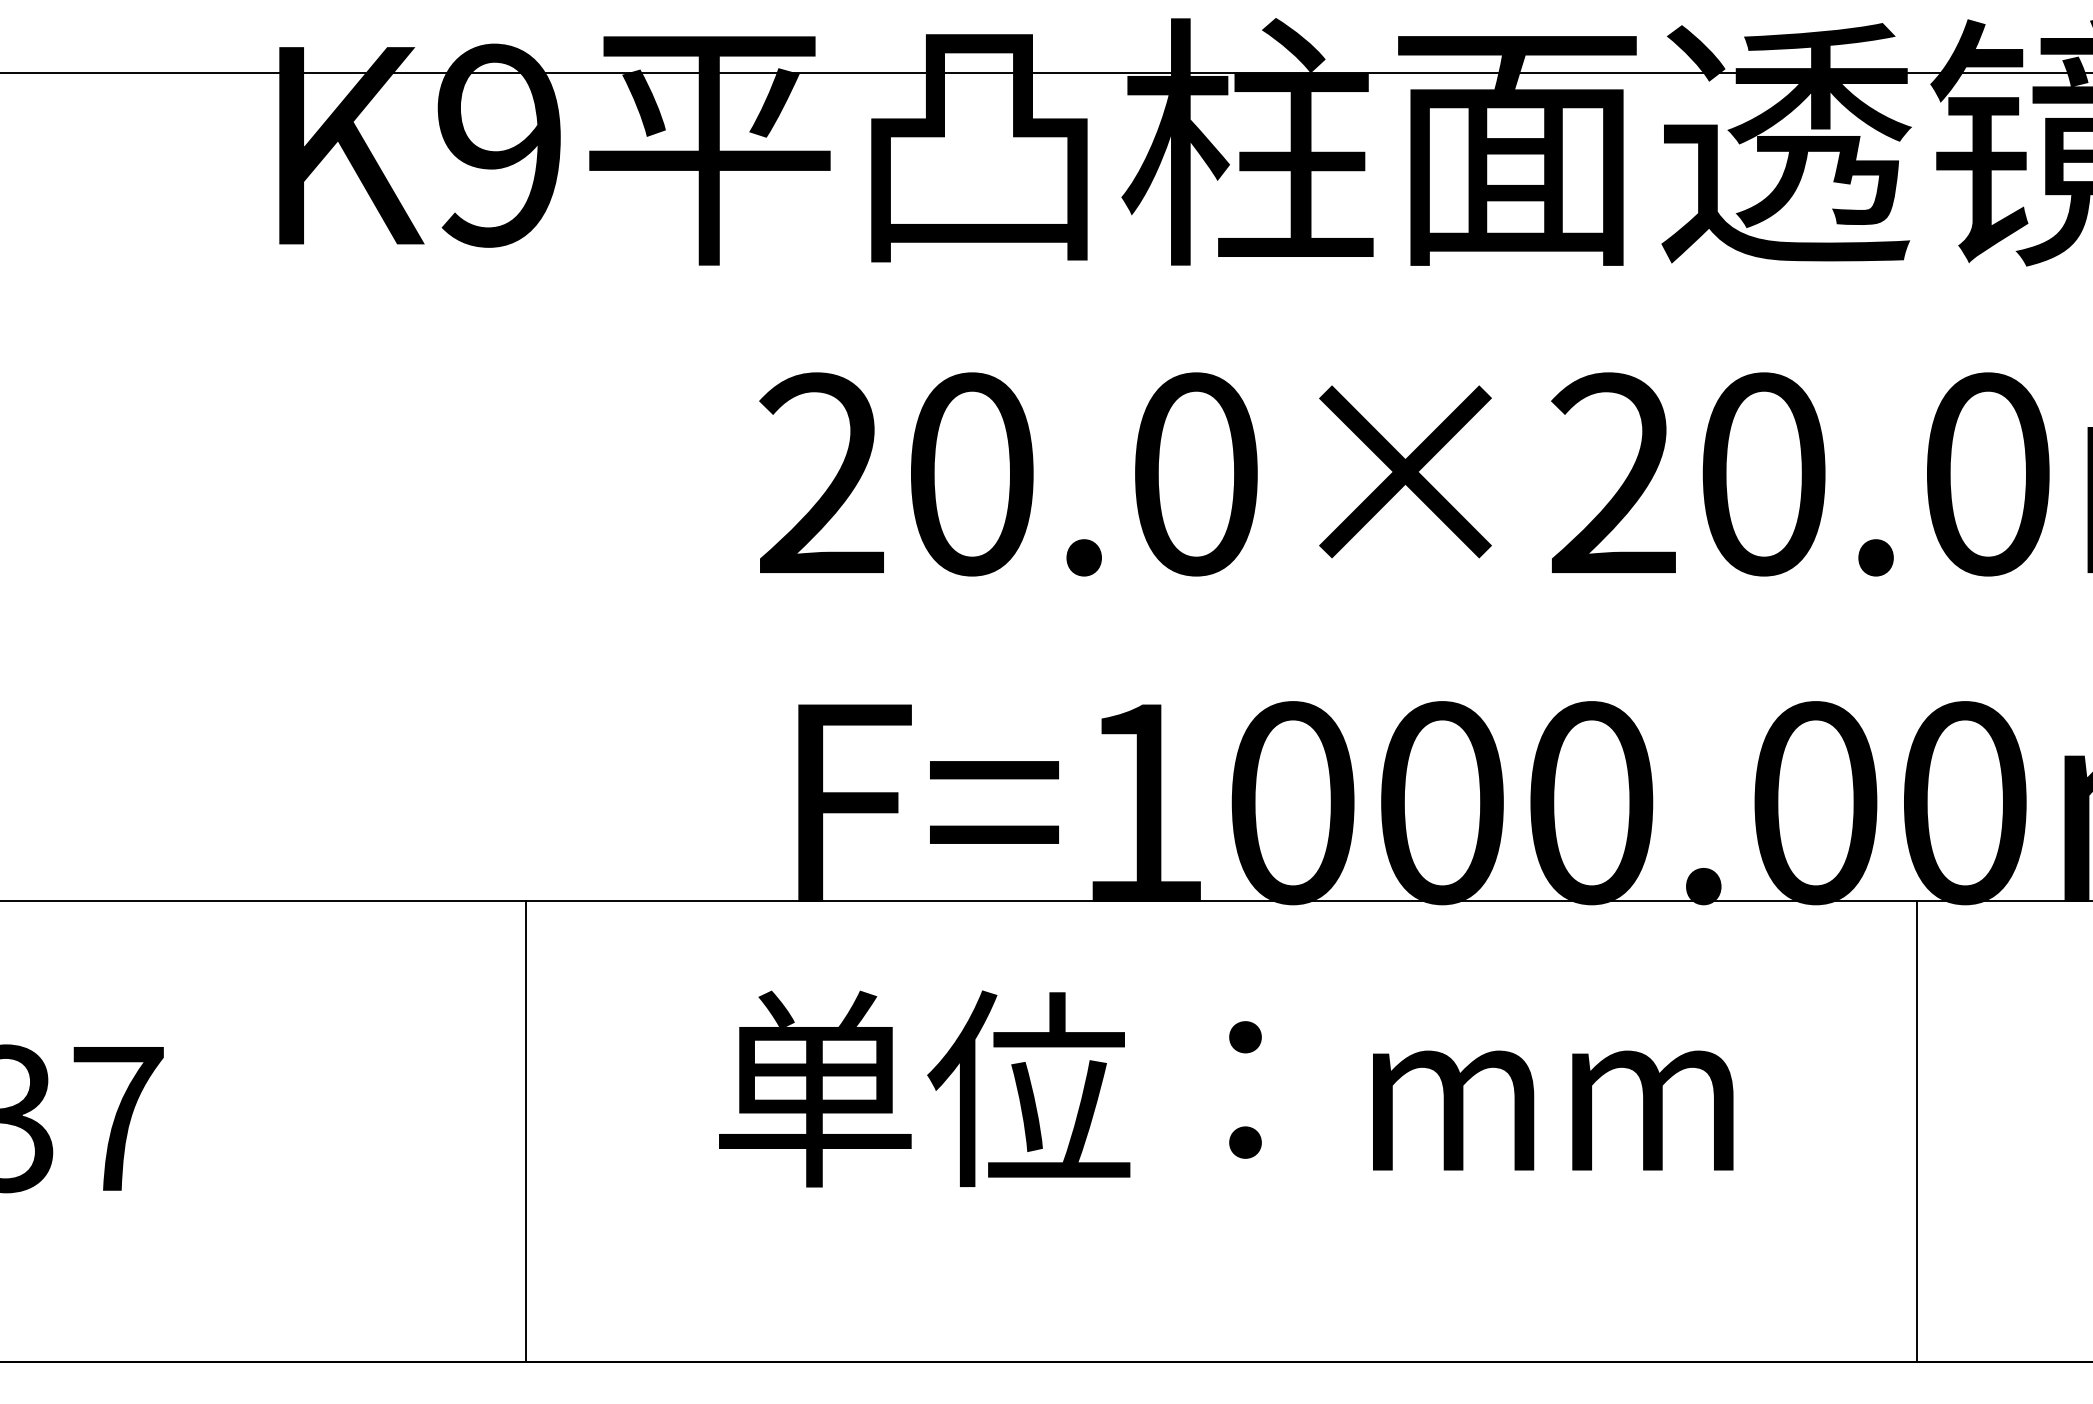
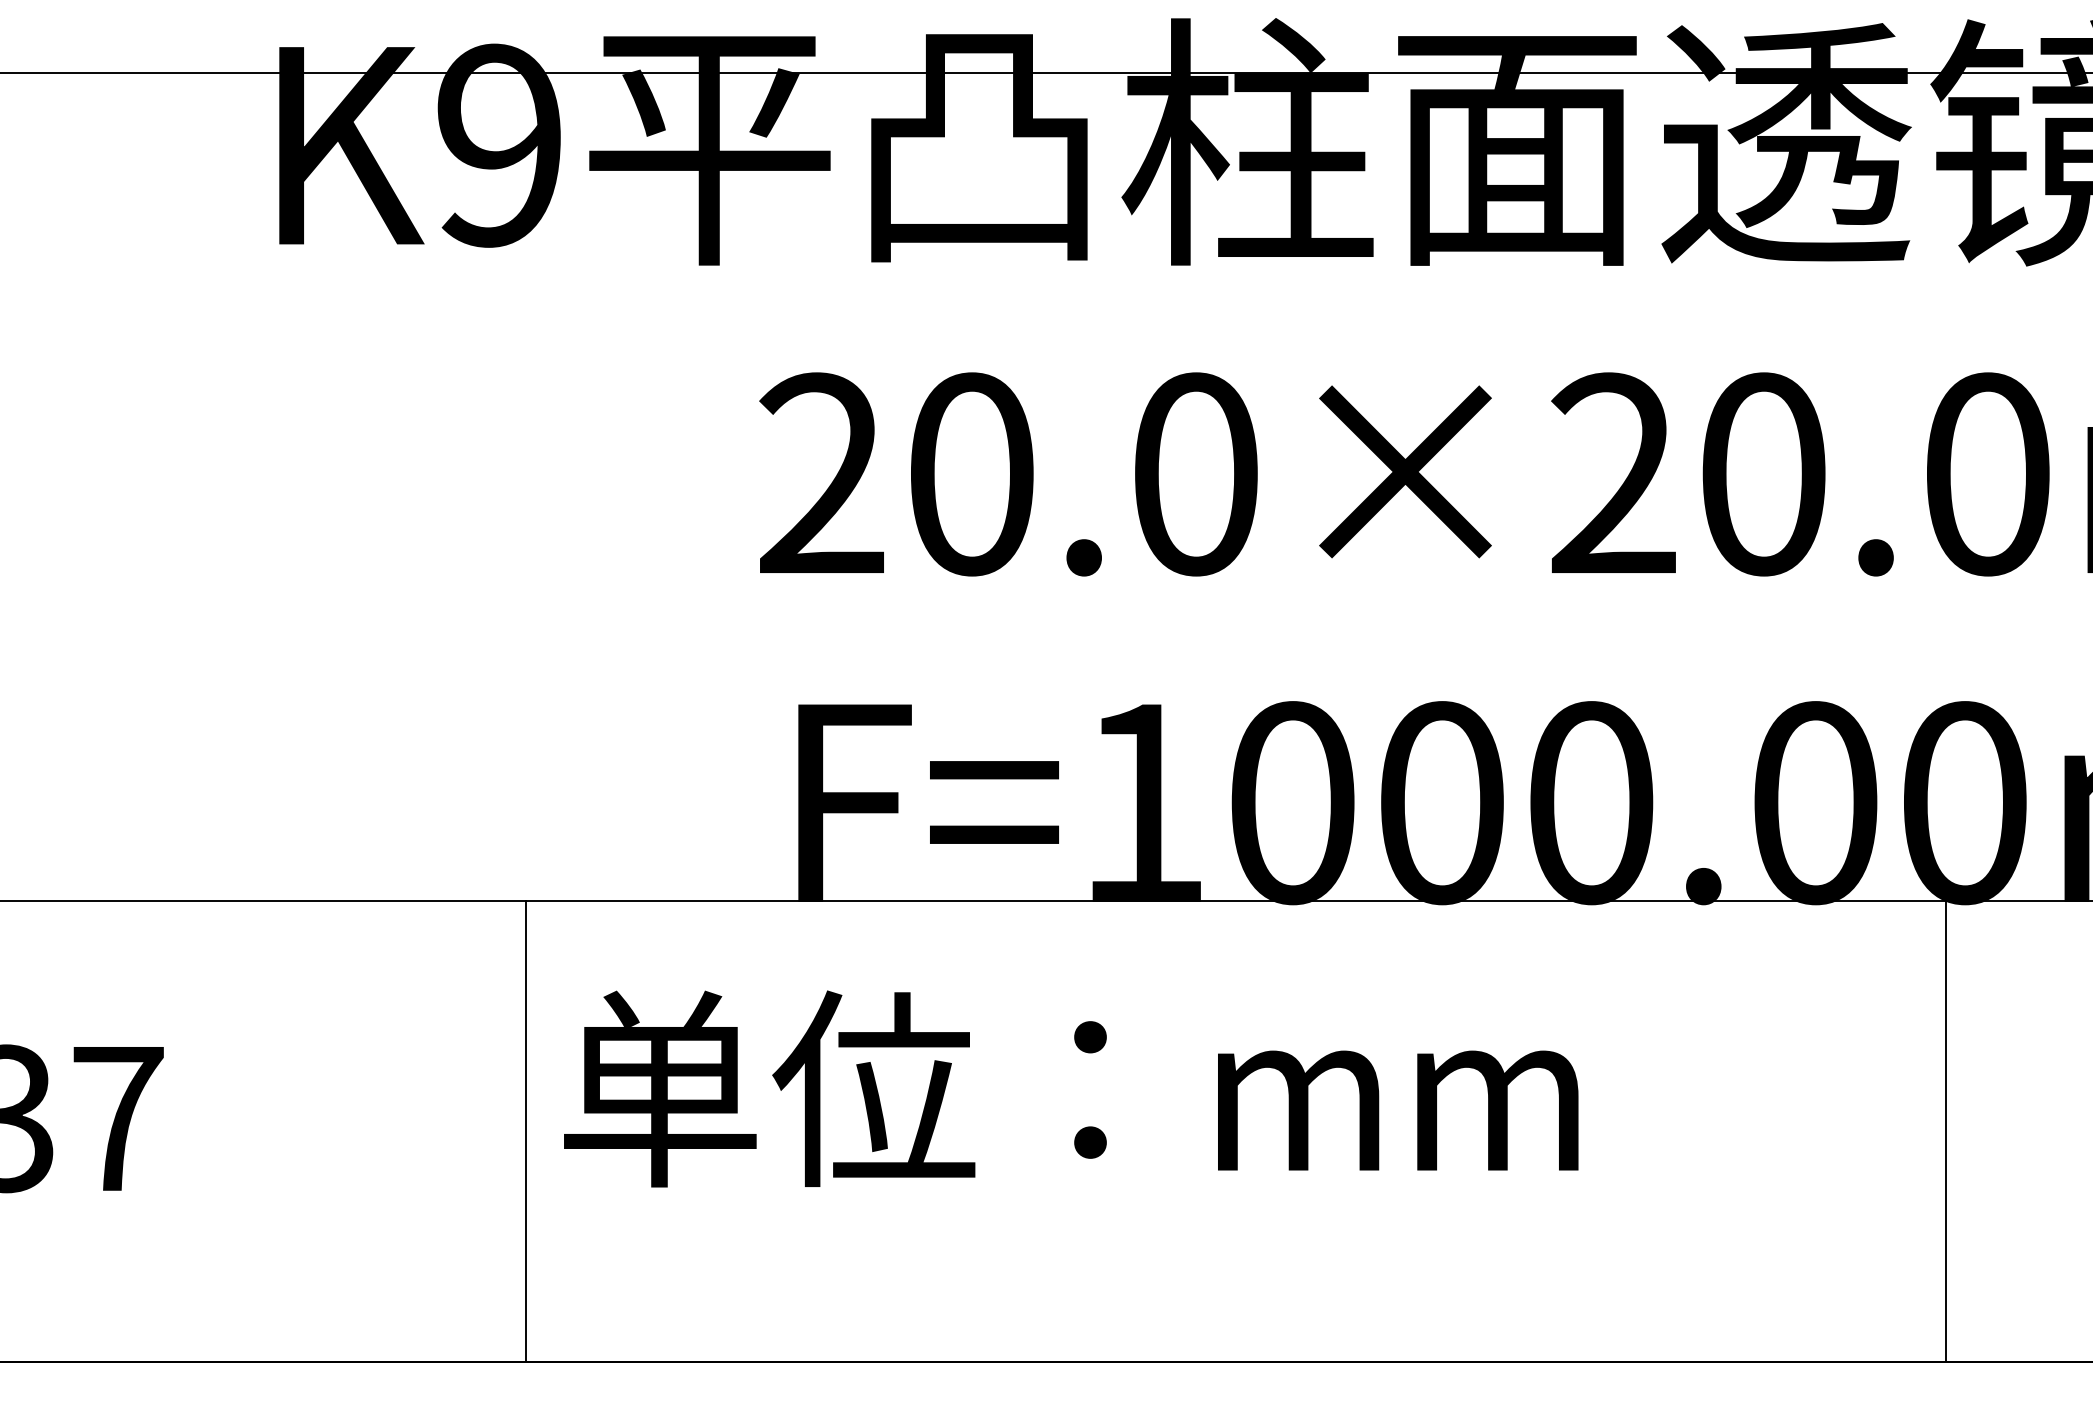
text position: (1226, 1088) -> (1071, 1088) (1071, 1088)
line position: (1916, 1130) -> (1945, 1130) (1945, 1130)
